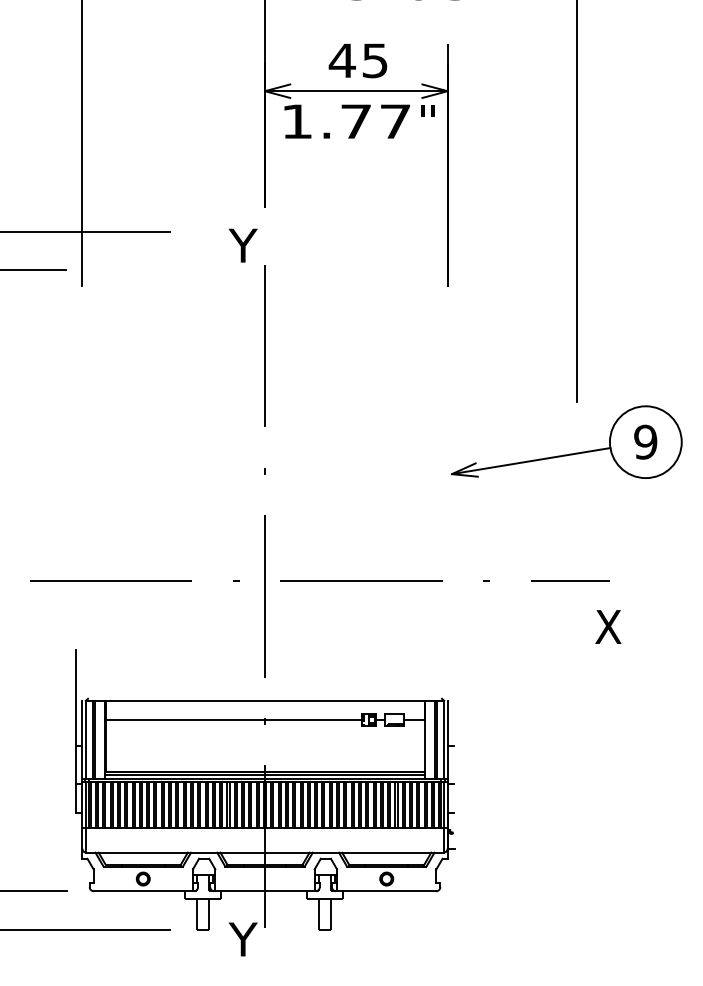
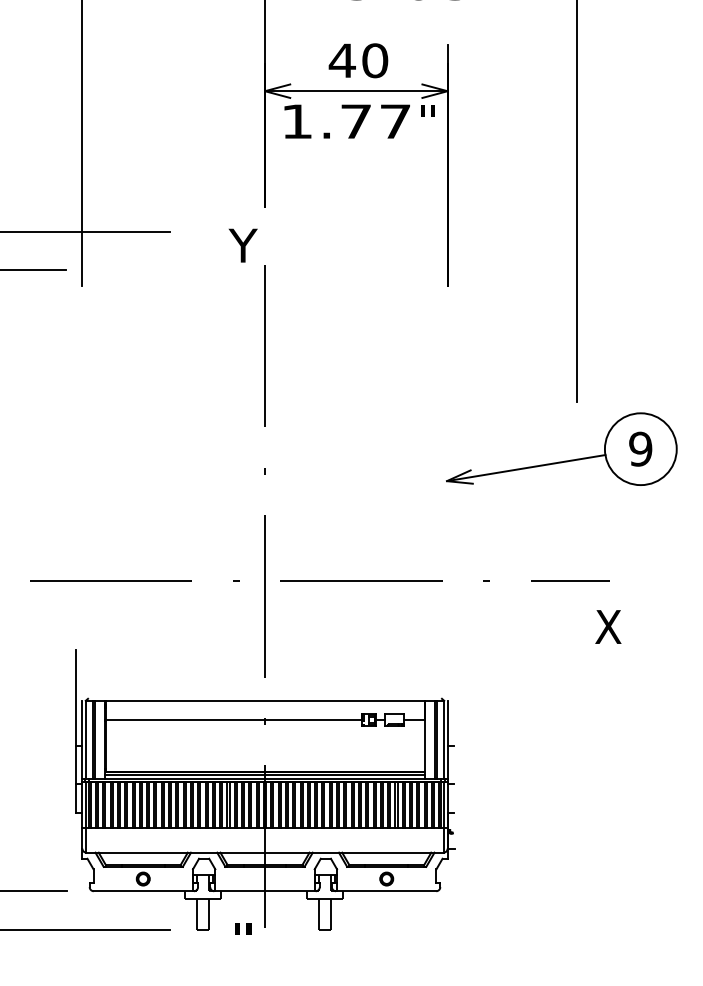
text: 45 -> 40 (375, 60)
part position: (569, 453) -> (564, 460) (564, 460)
text: Y -> " (242, 939)
